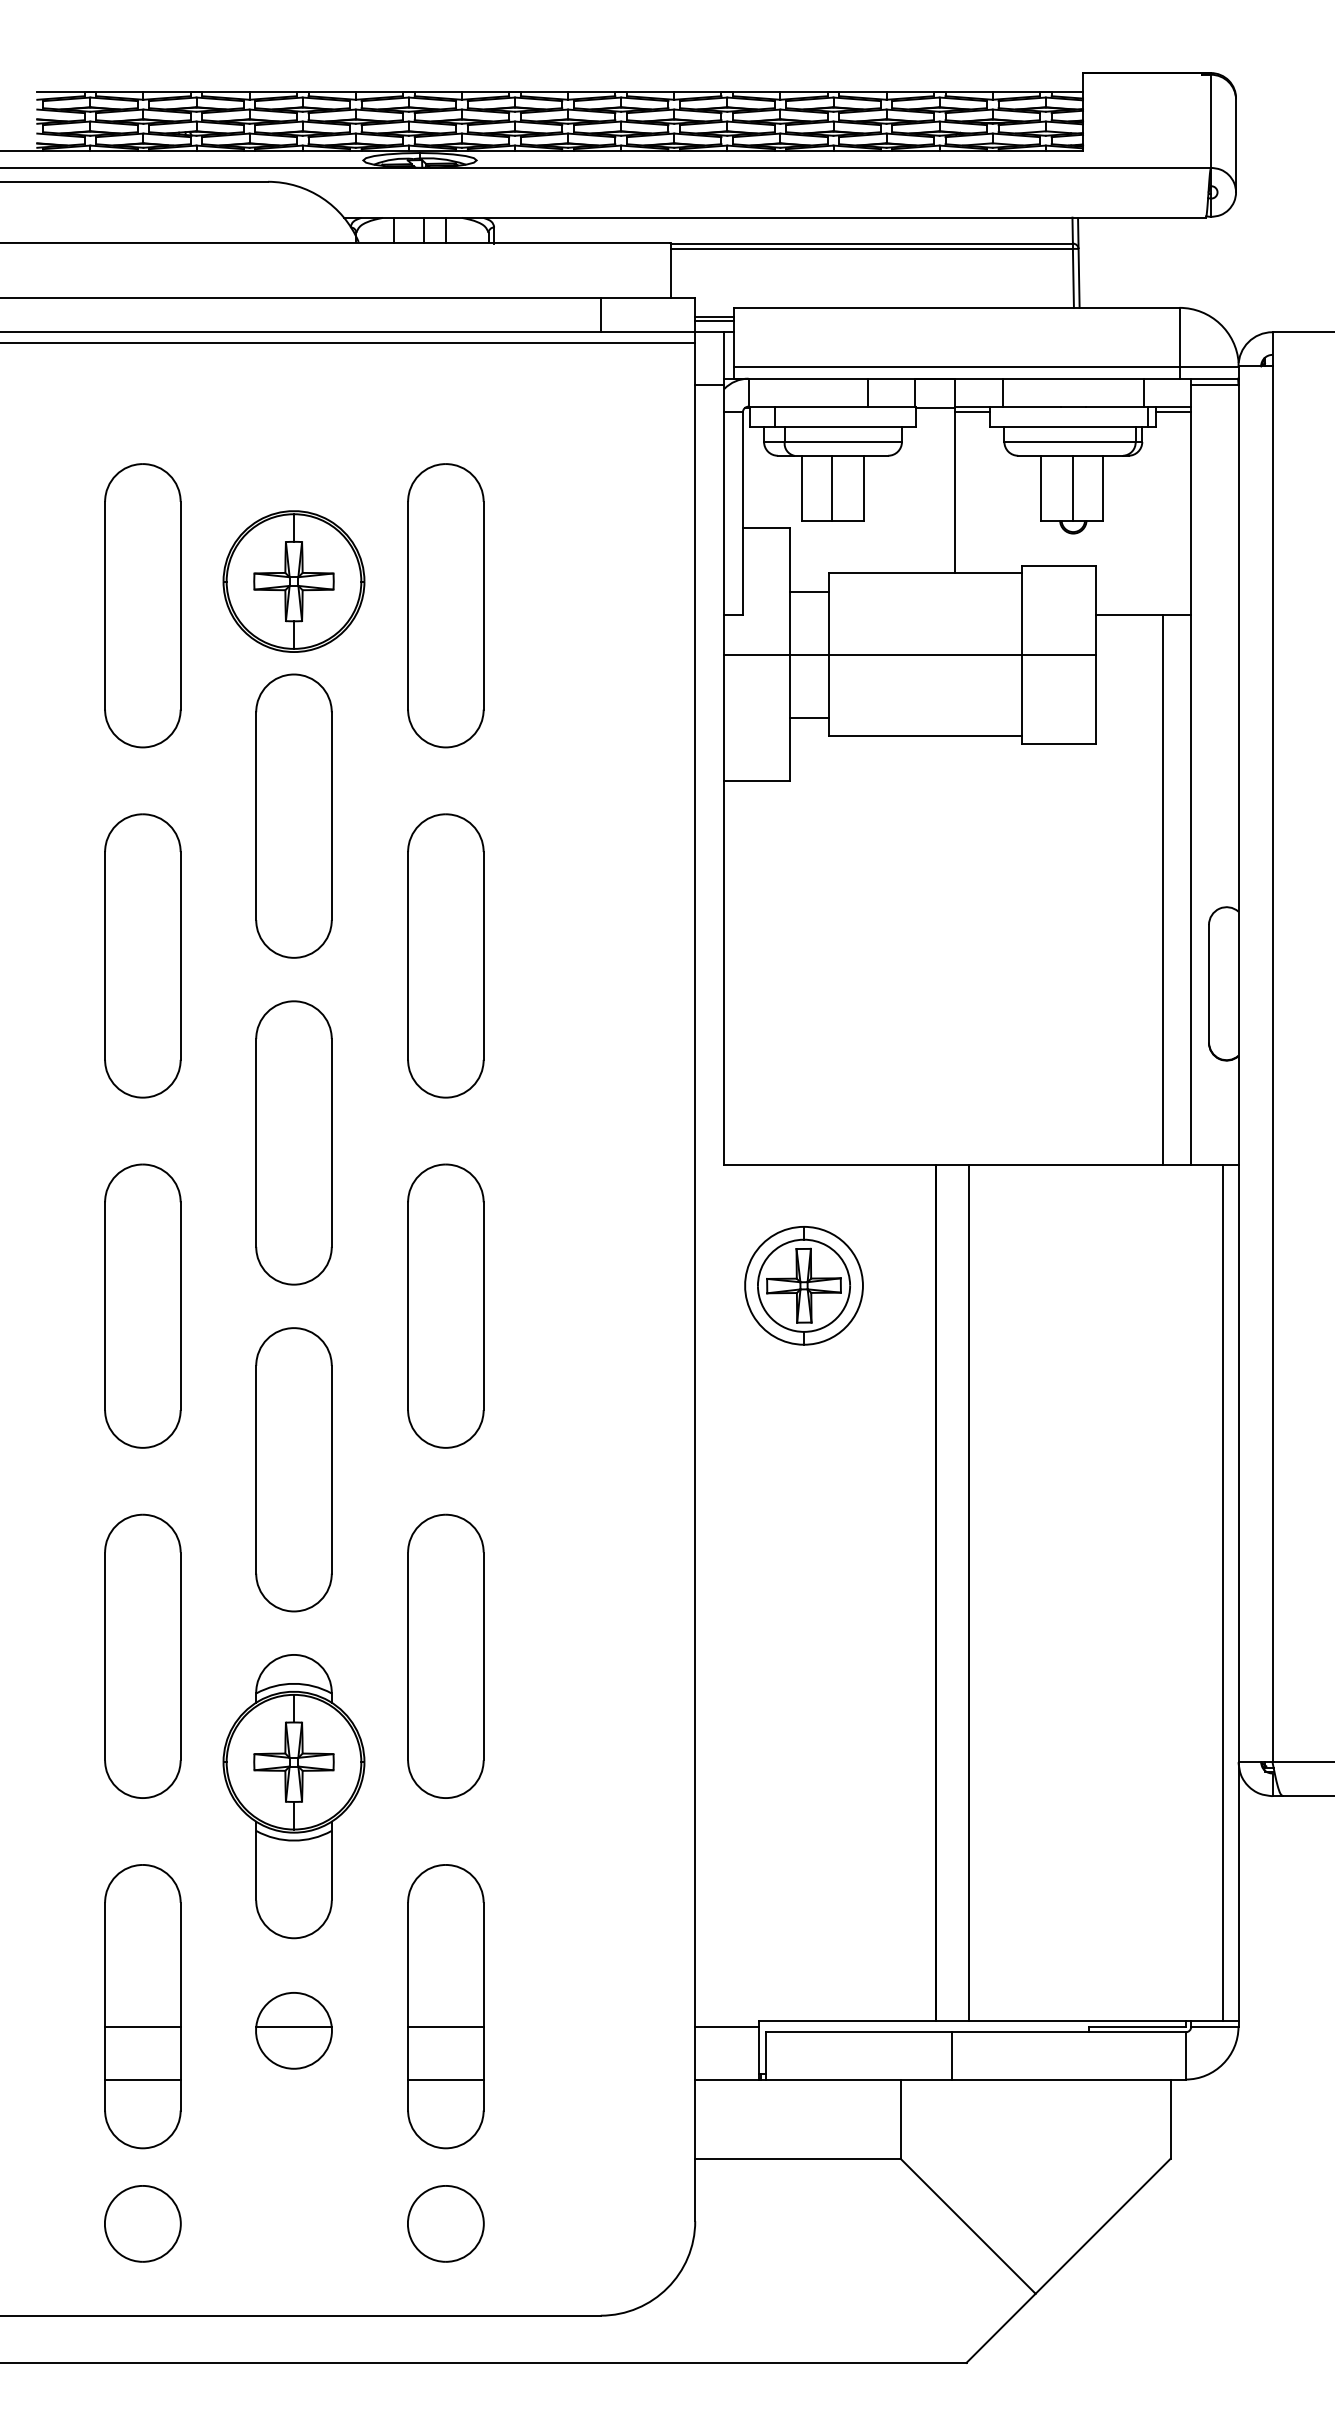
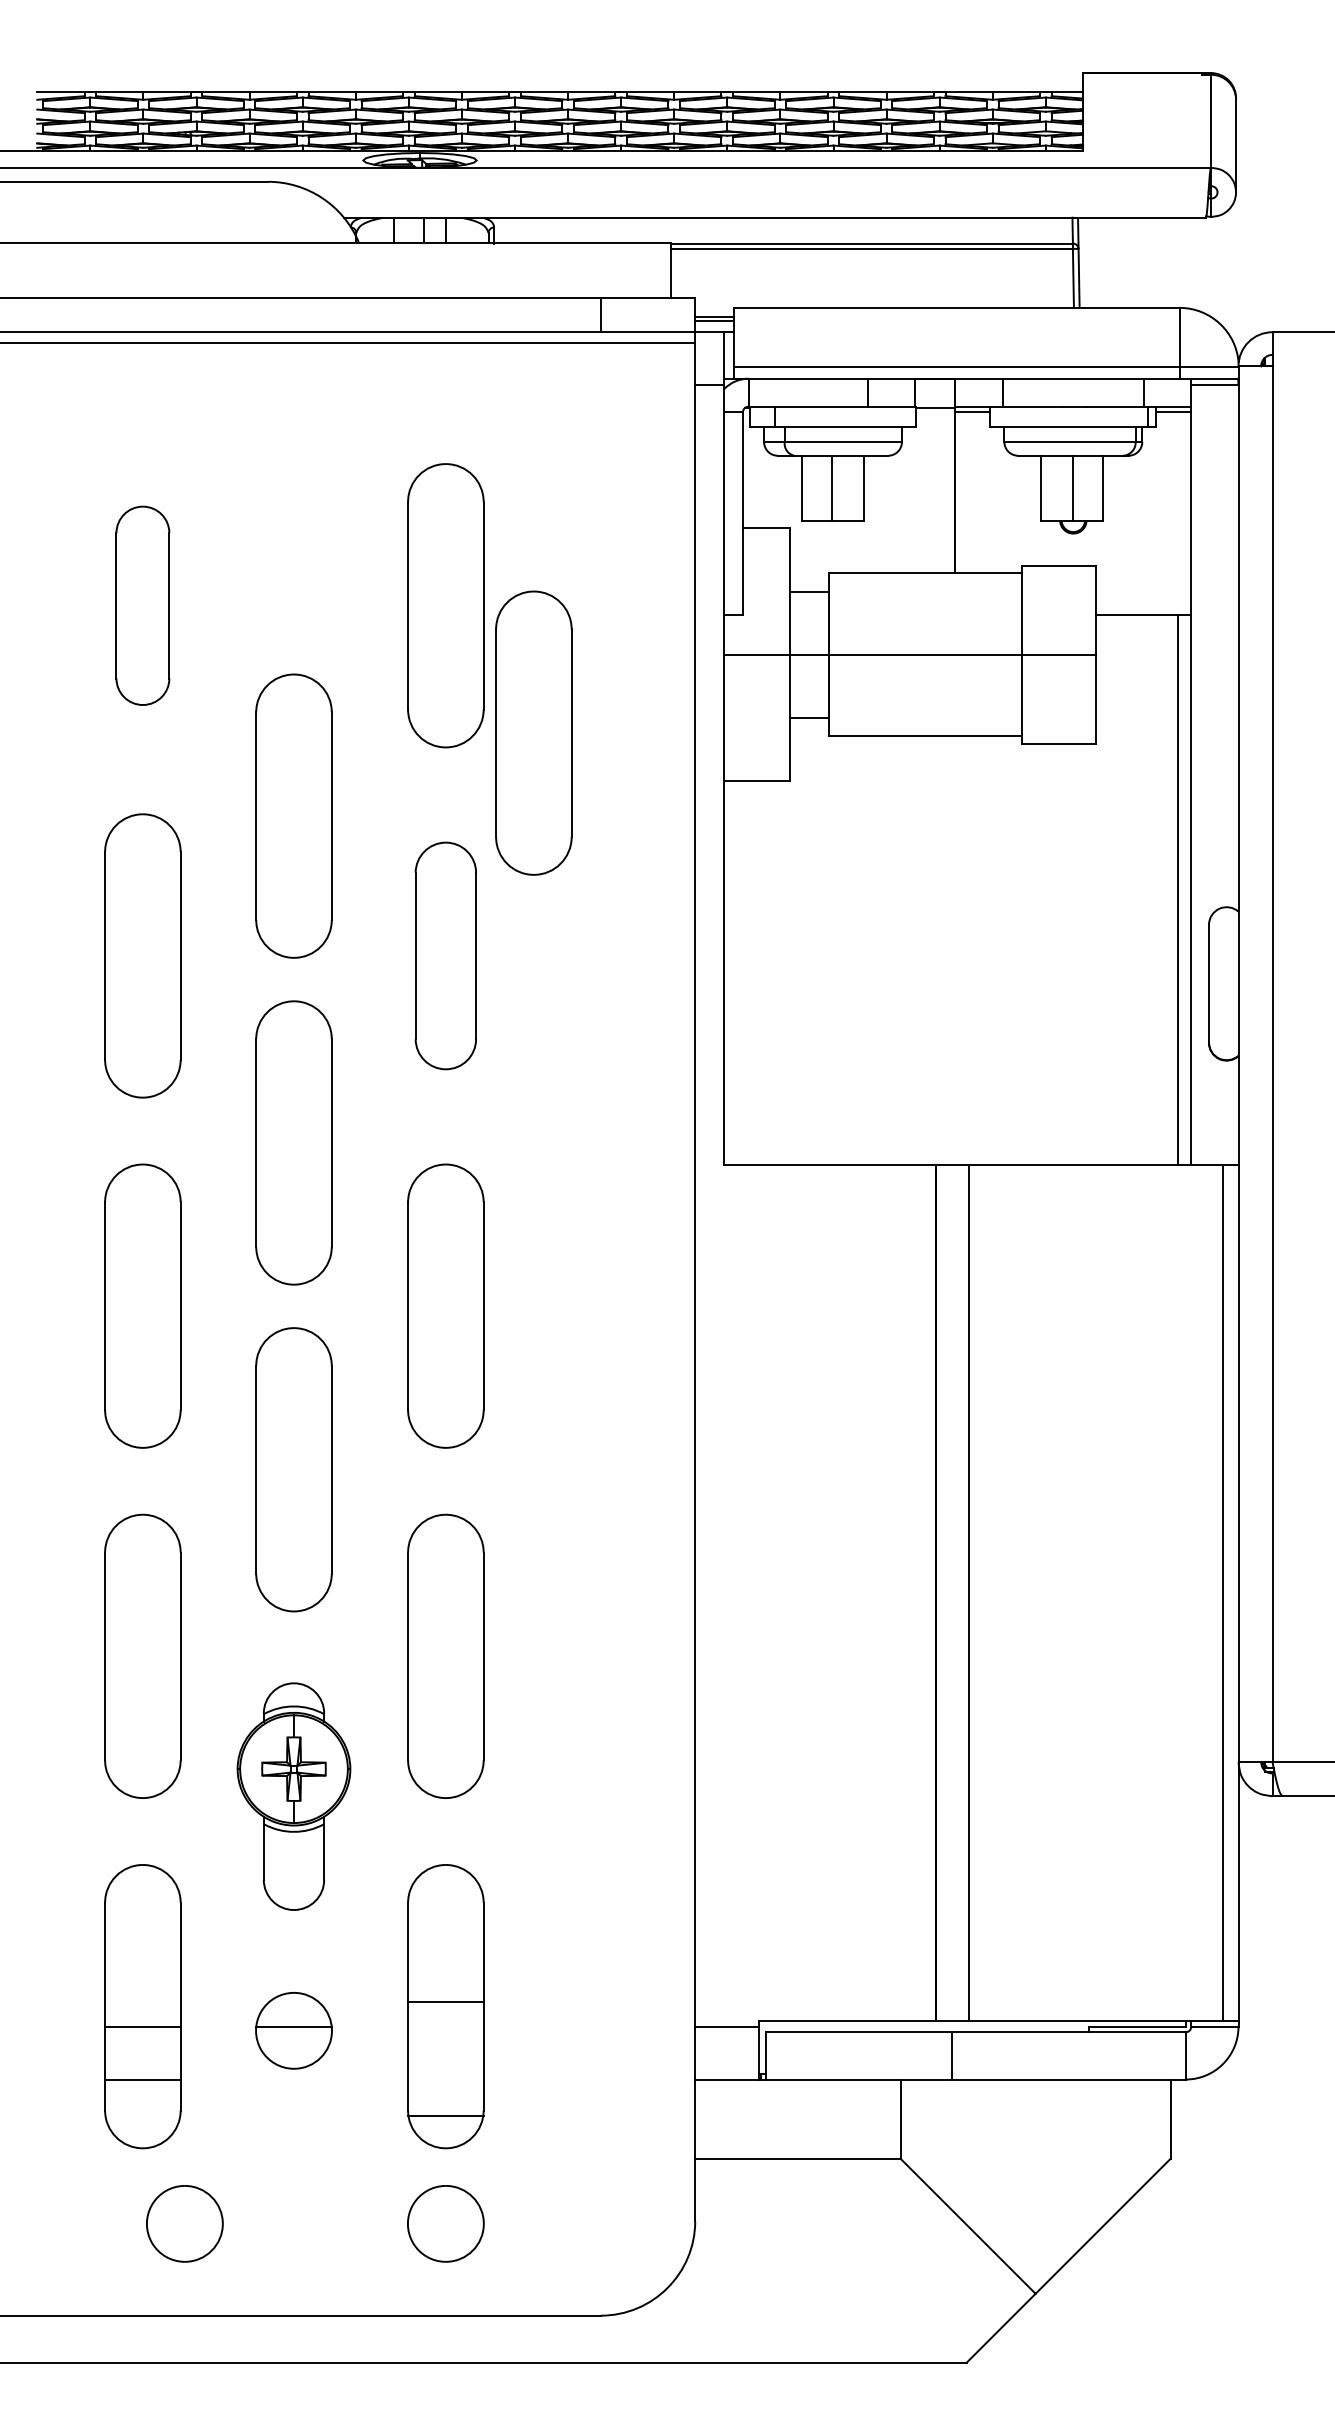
part: present -> none (293, 581)
part size: 78x286 px -> 56x201 px (142, 605)
part: none -> present (533, 732)
line position: (1163, 889) -> (1178, 889) (1178, 889)
part size: 78x286 px -> 63x230 px (445, 955)
part: present -> none (803, 1285)
part size: 144x286 px -> 116x229 px (293, 1796)
line position: (445, 2026) -> (445, 2001) (445, 2001)
line position: (445, 2079) -> (445, 2115) (445, 2115)
part position: (142, 2223) -> (184, 2223) (184, 2223)
